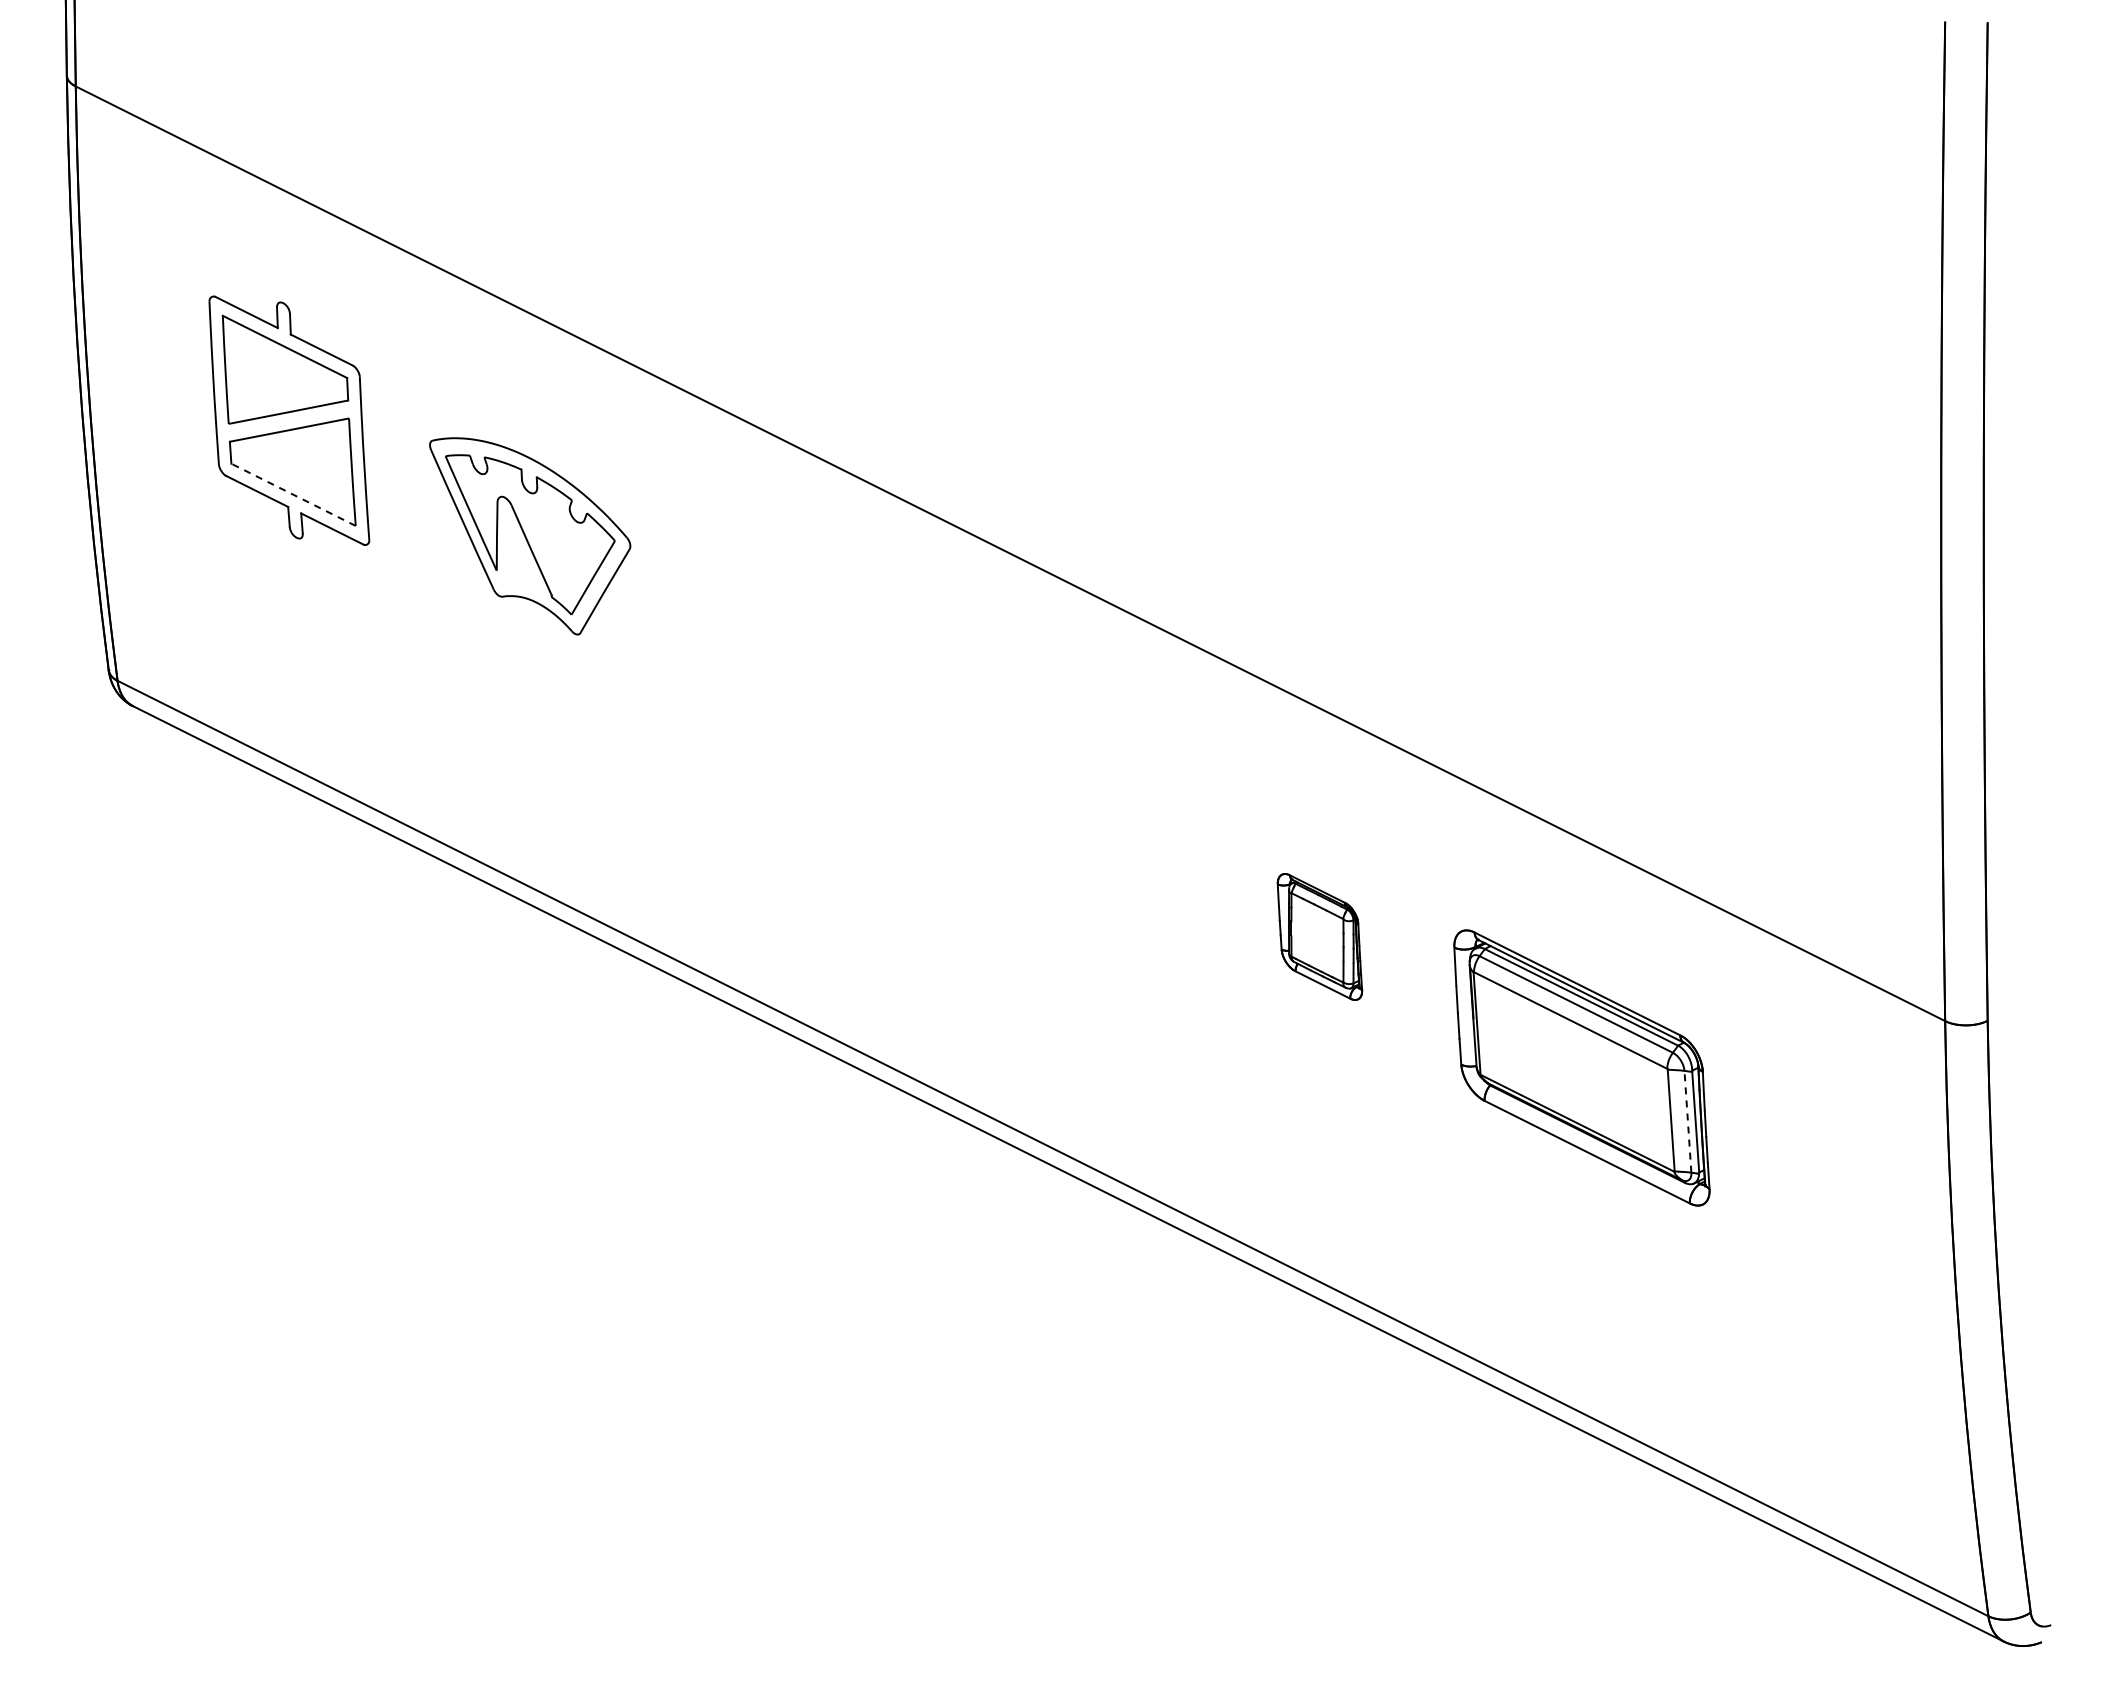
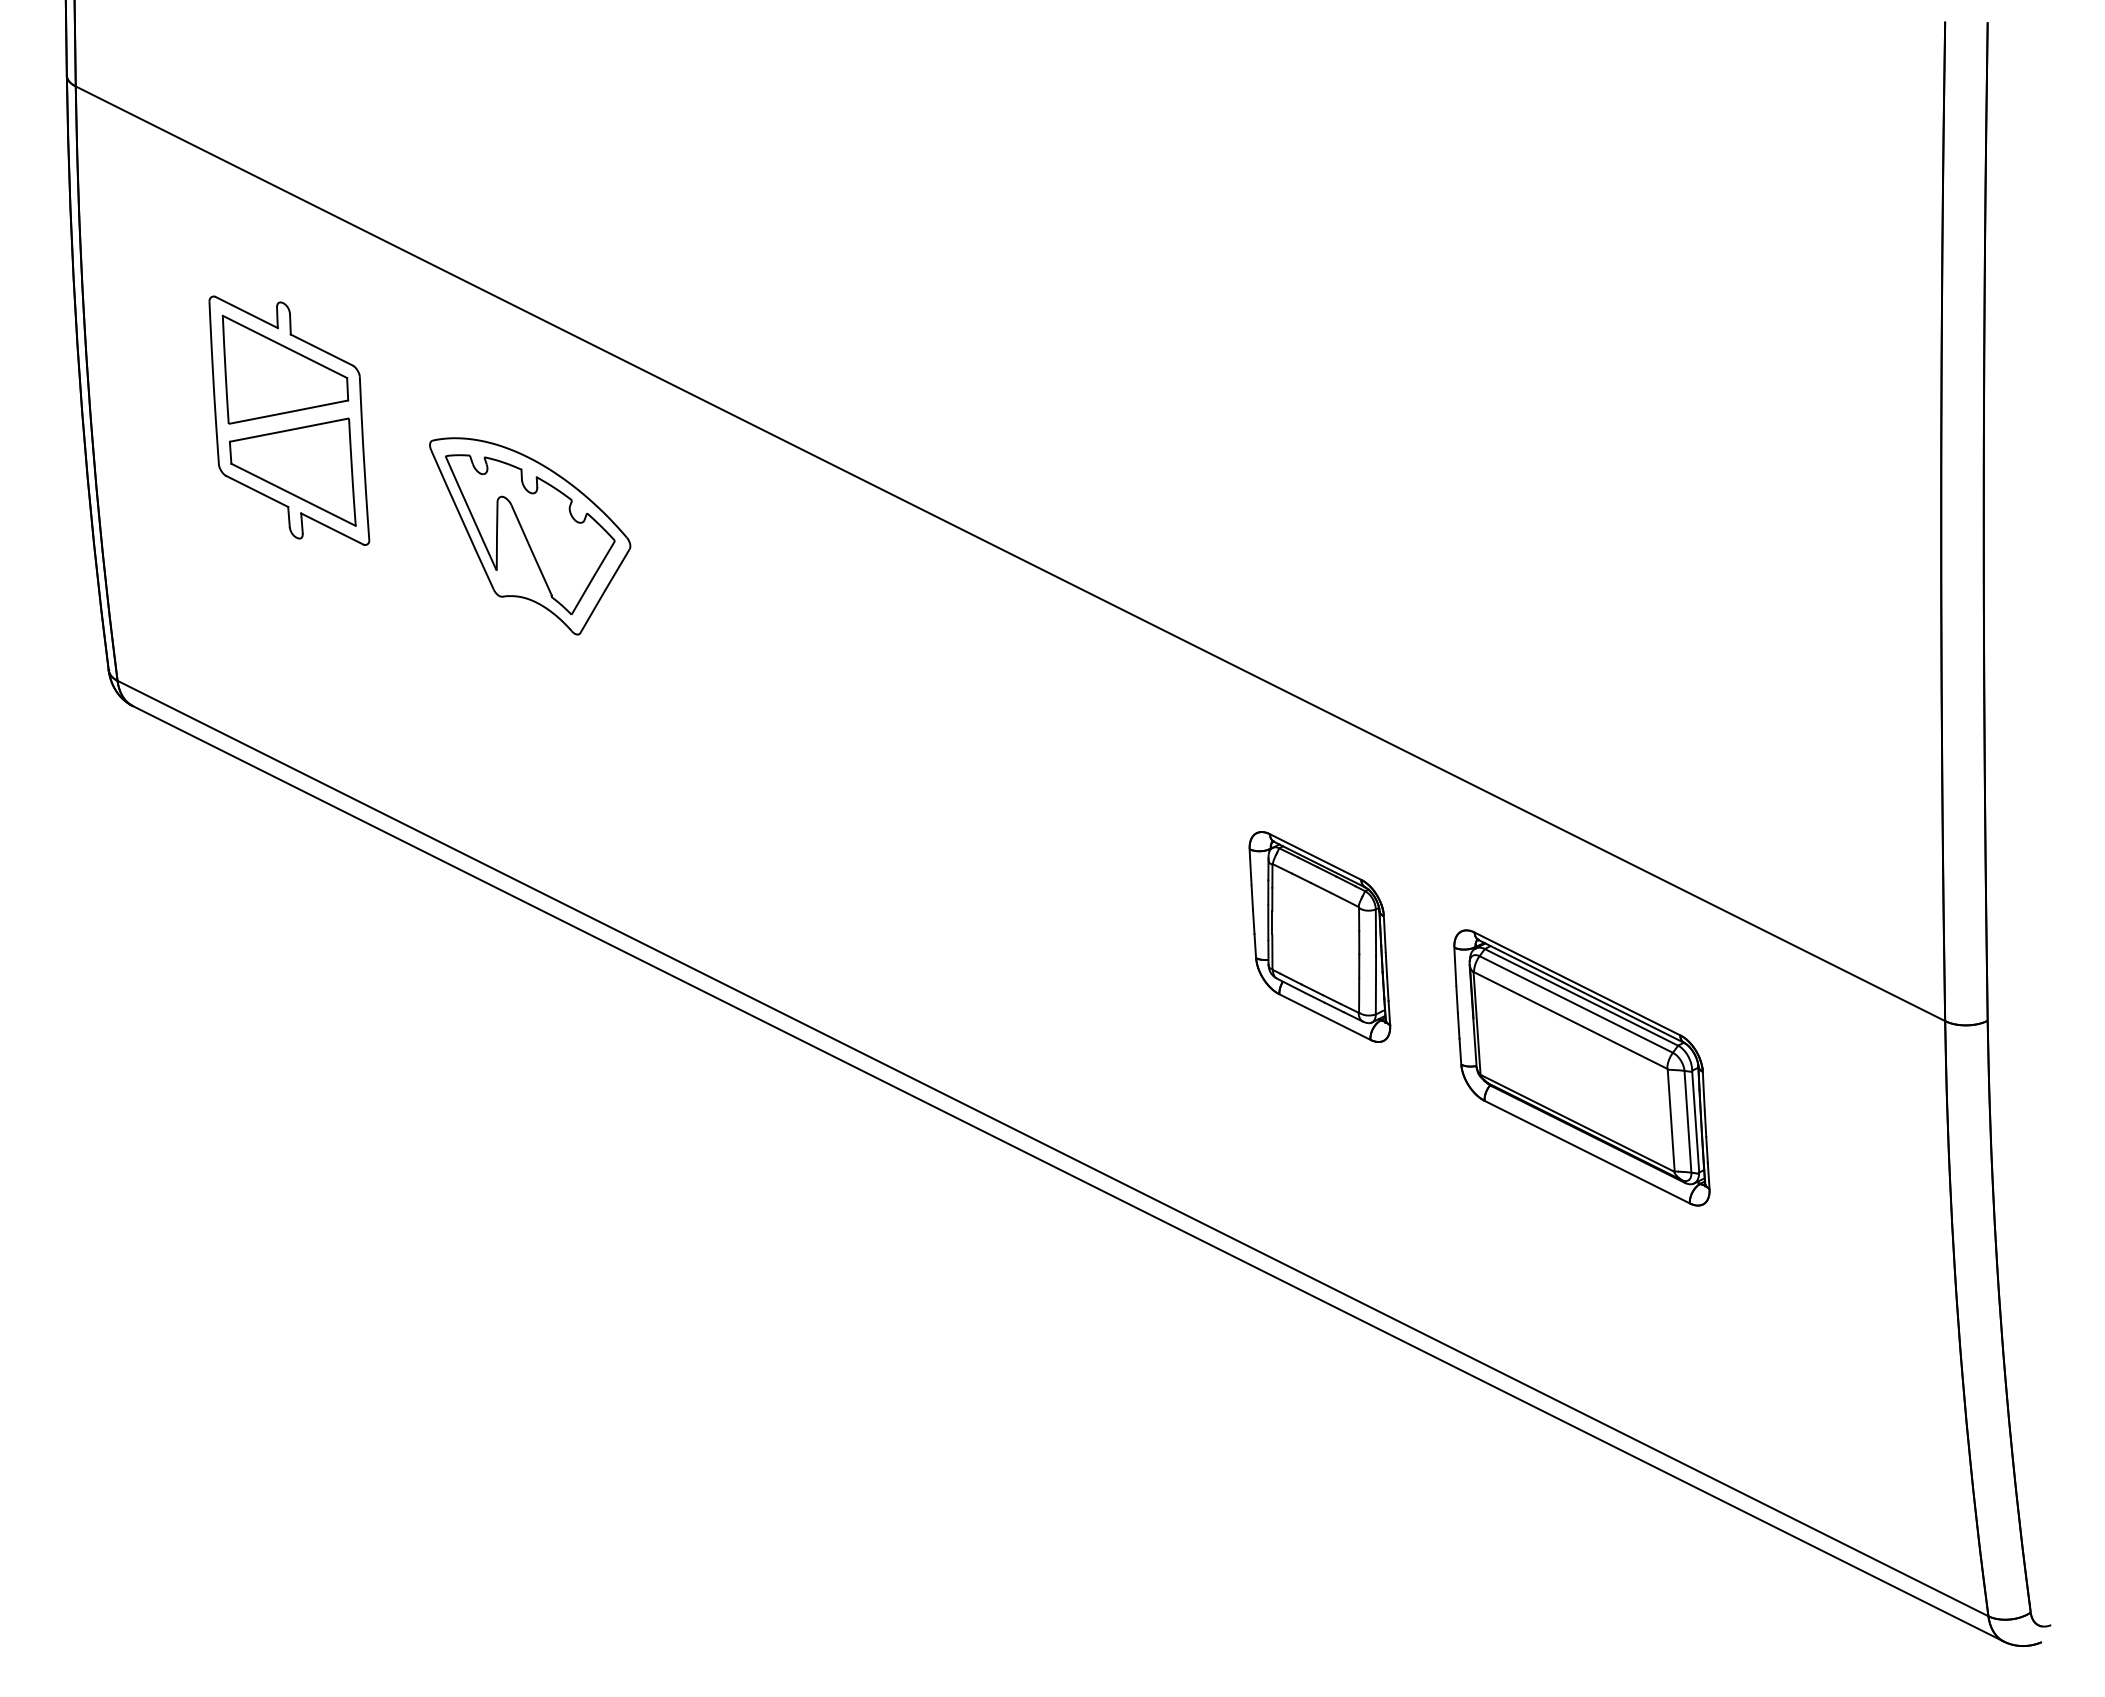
line: dashed -> solid (293, 494)
part size: 88x128 px -> 144x212 px (1319, 936)
line: dashed -> solid (1687, 1121)
